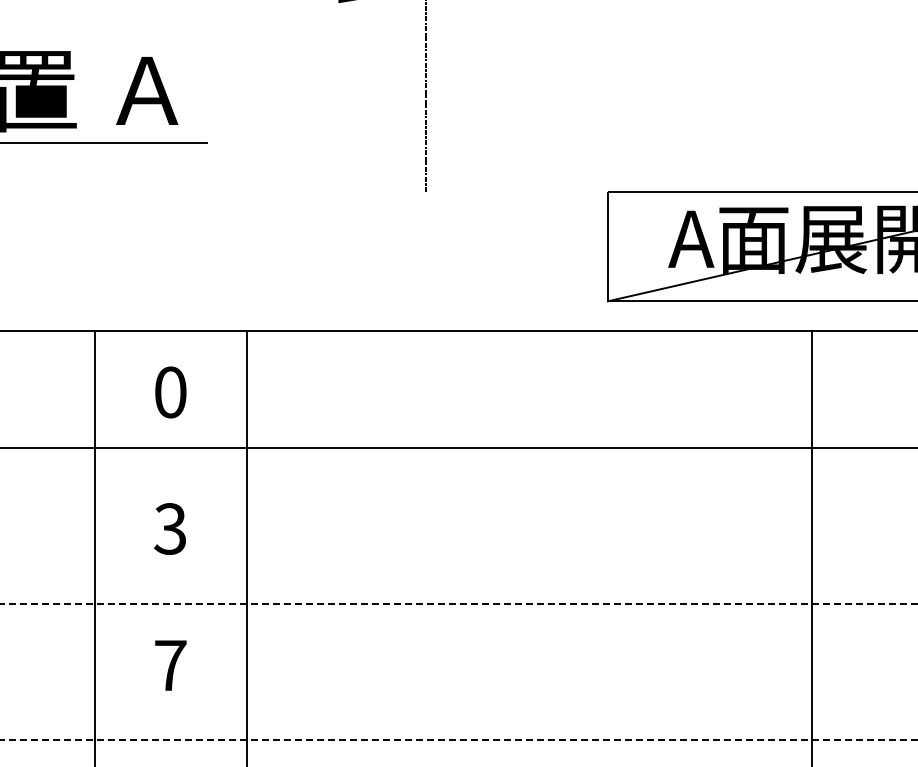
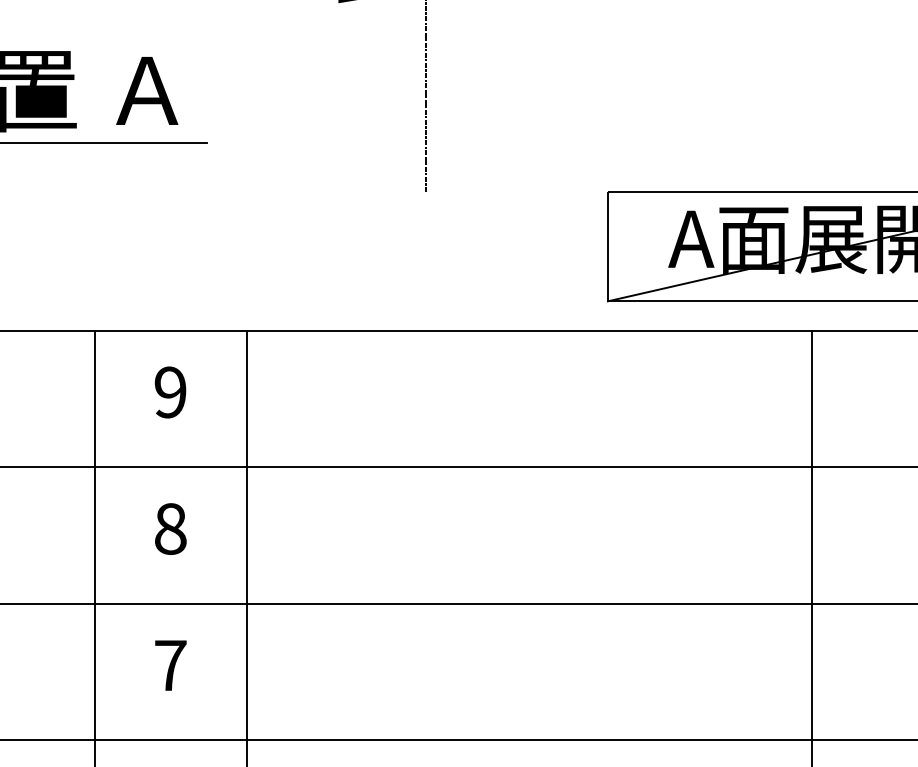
text: 0 -> 9 (170, 392)
line position: (458, 448) -> (458, 467) (458, 467)
text: 3 -> 8 (170, 528)
line: dashed -> solid (459, 603)
line: dashed -> solid (459, 740)
